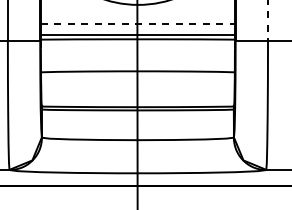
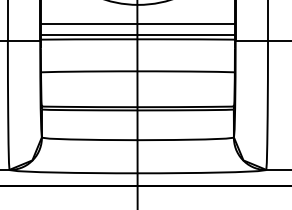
line: dashed -> solid (268, 20)
line: dashed -> solid (138, 24)
